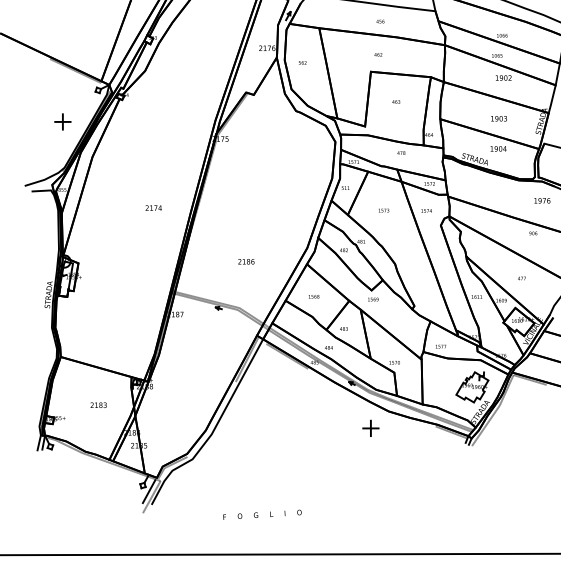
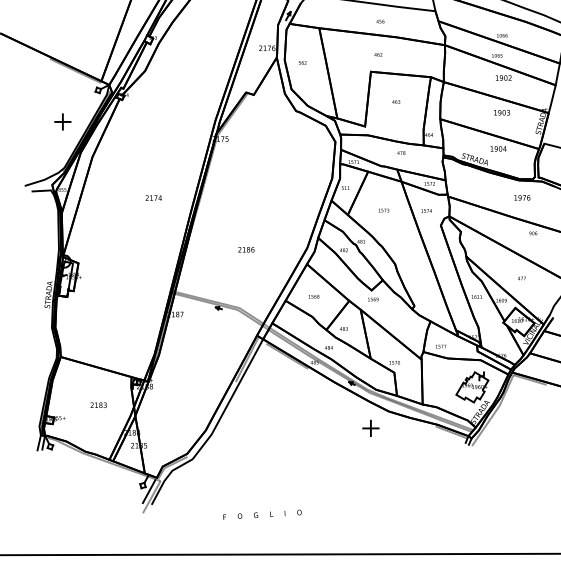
text position: (498, 118) -> (501, 112) (501, 112)
text position: (542, 200) -> (522, 197) (522, 197)
text position: (153, 207) -> (153, 197) (153, 197)
text position: (246, 261) -> (246, 249) (246, 249)
